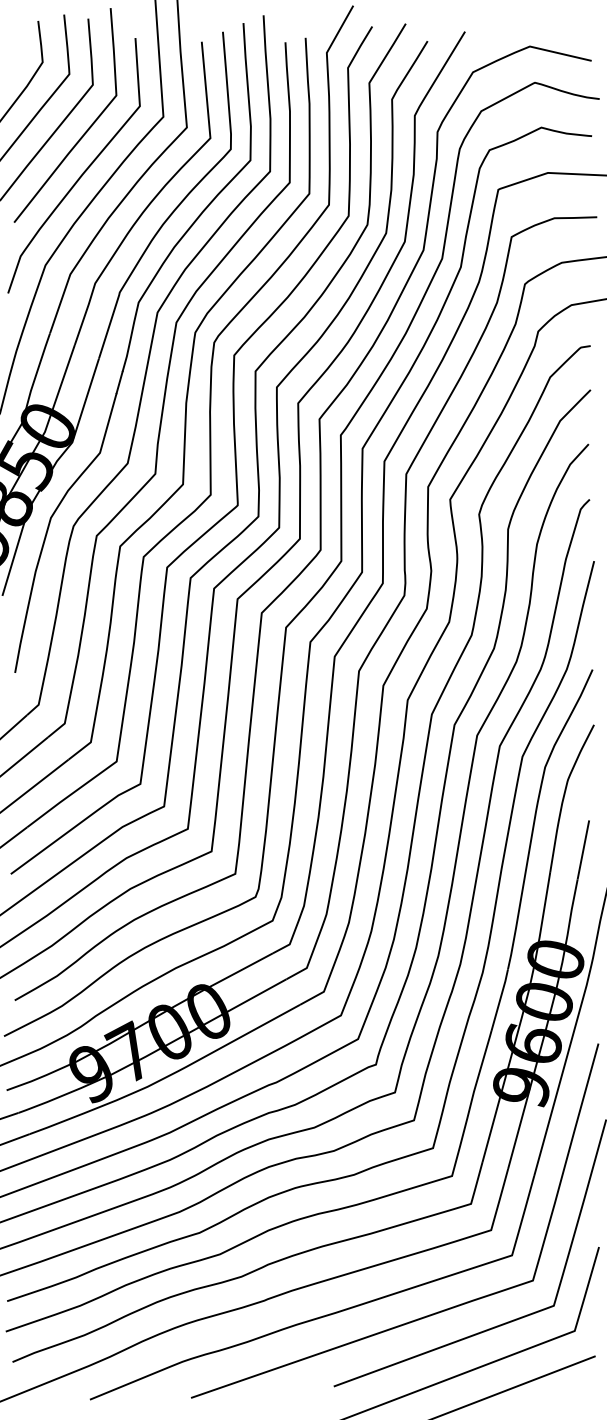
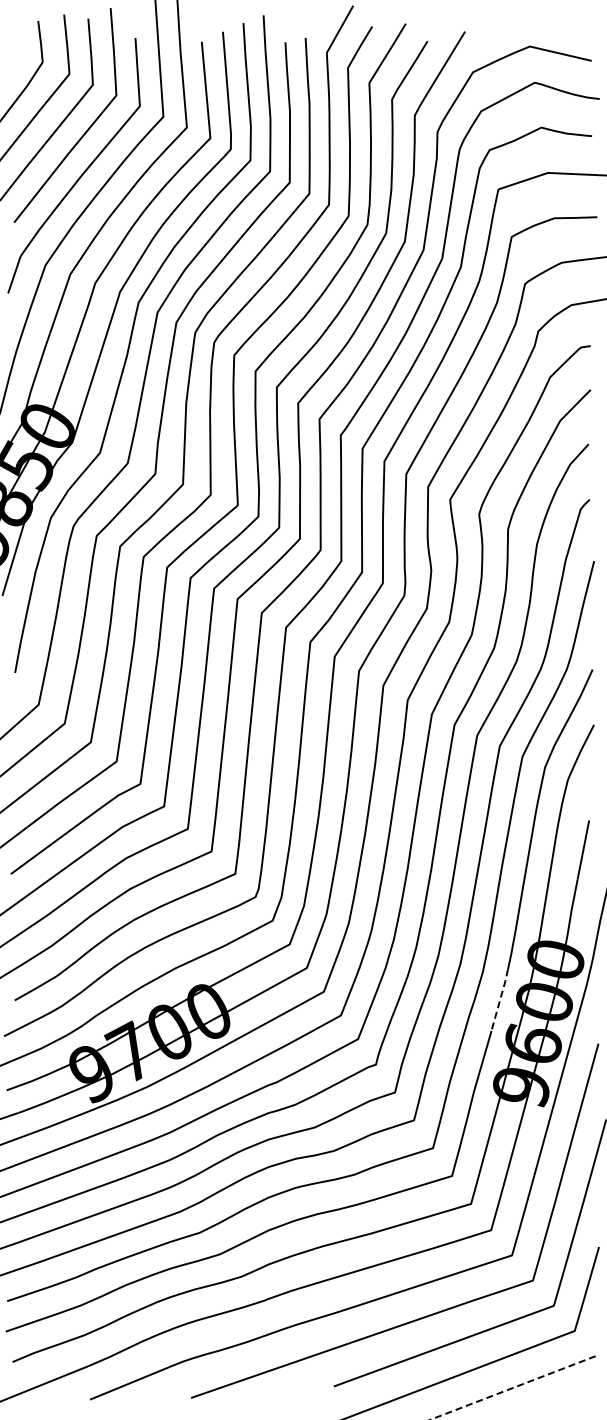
line: solid -> dashed (500, 999)
line: solid -> dashed (512, 1388)
